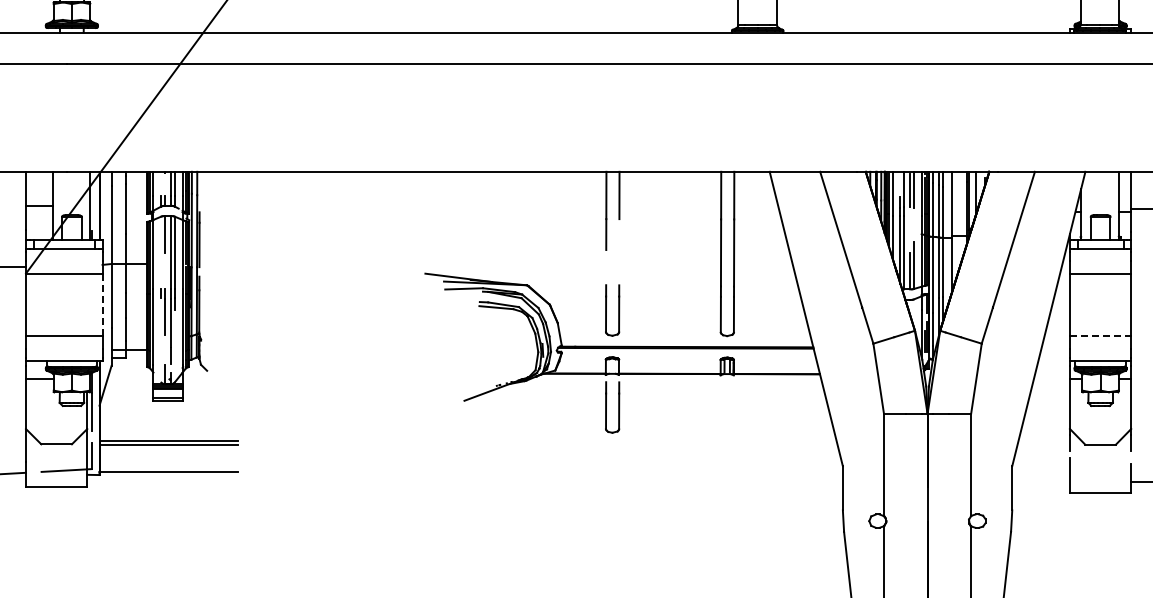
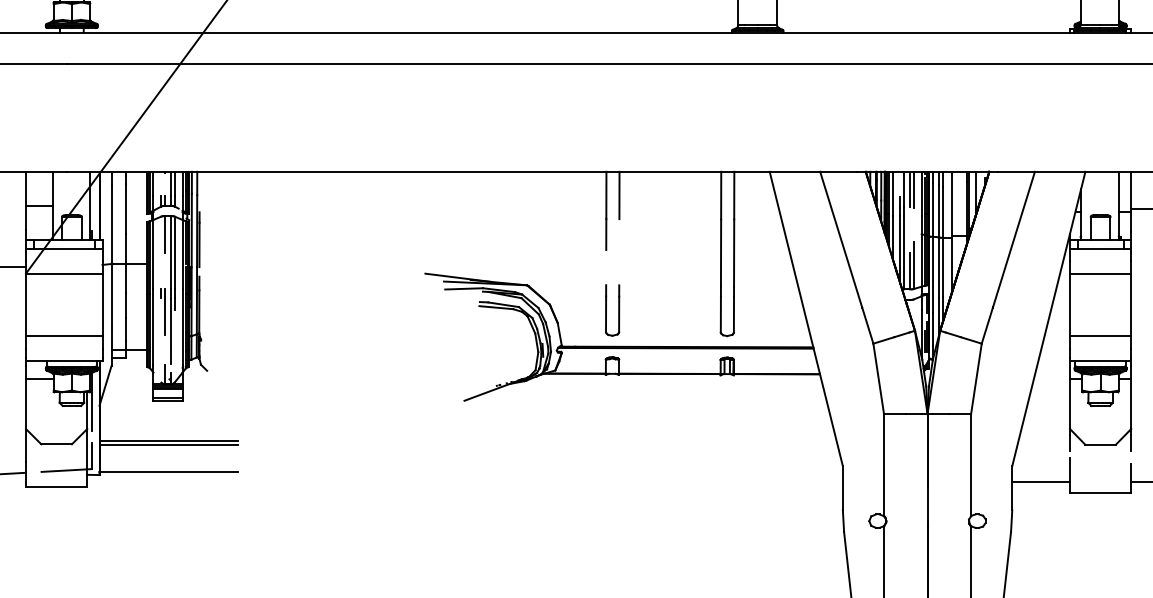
line: dashed -> solid (102, 305)
line: dashed -> solid (1100, 336)
part: present -> none (612, 407)
line: none -> present (1040, 482)
